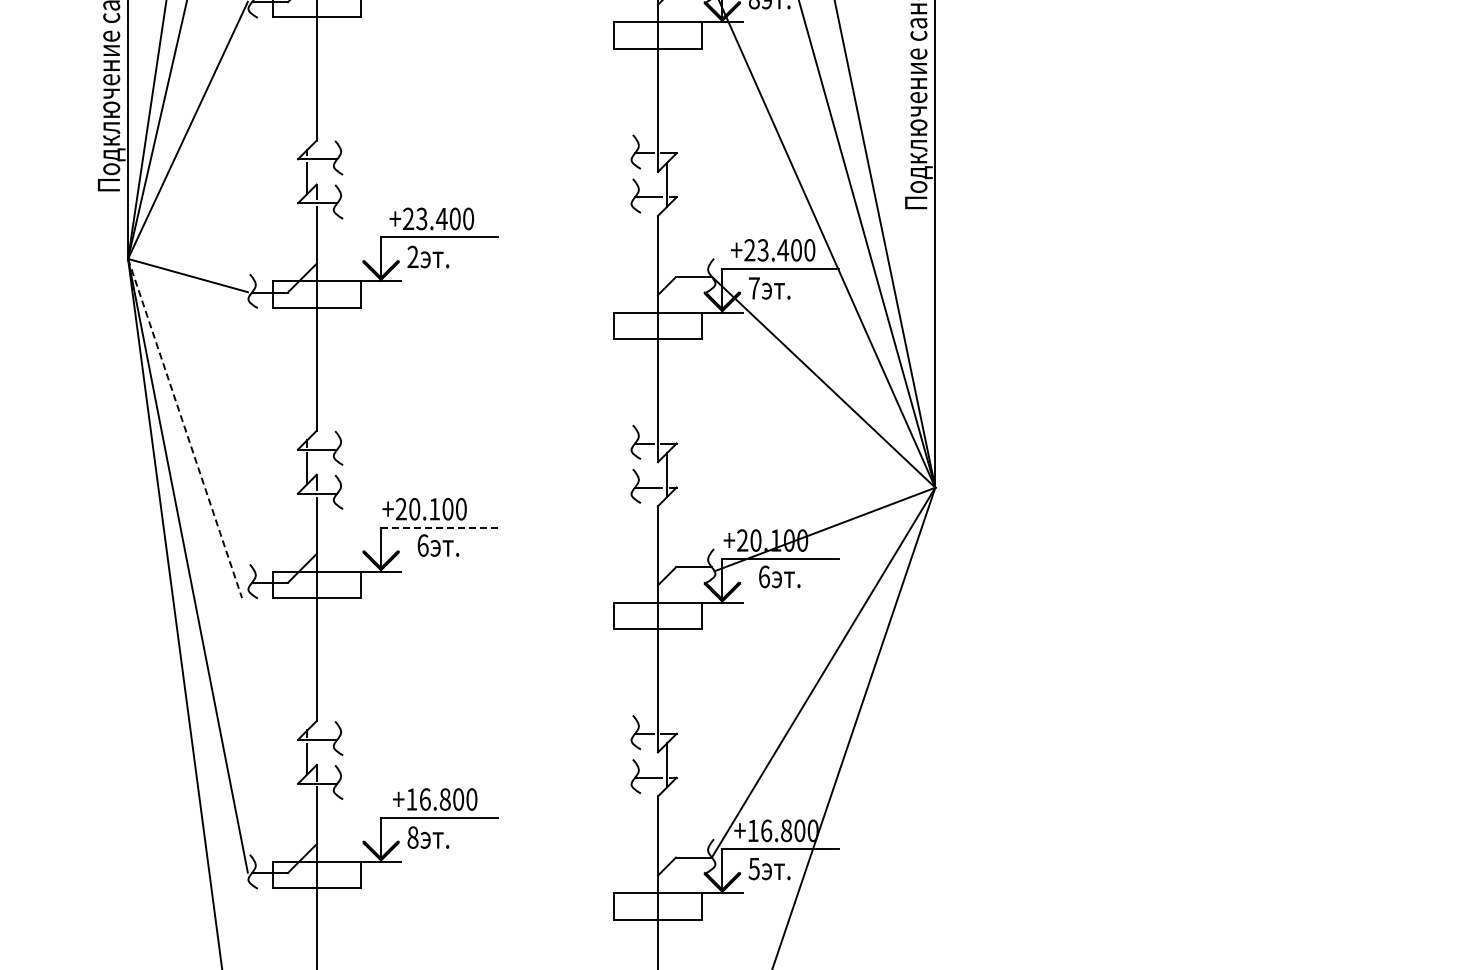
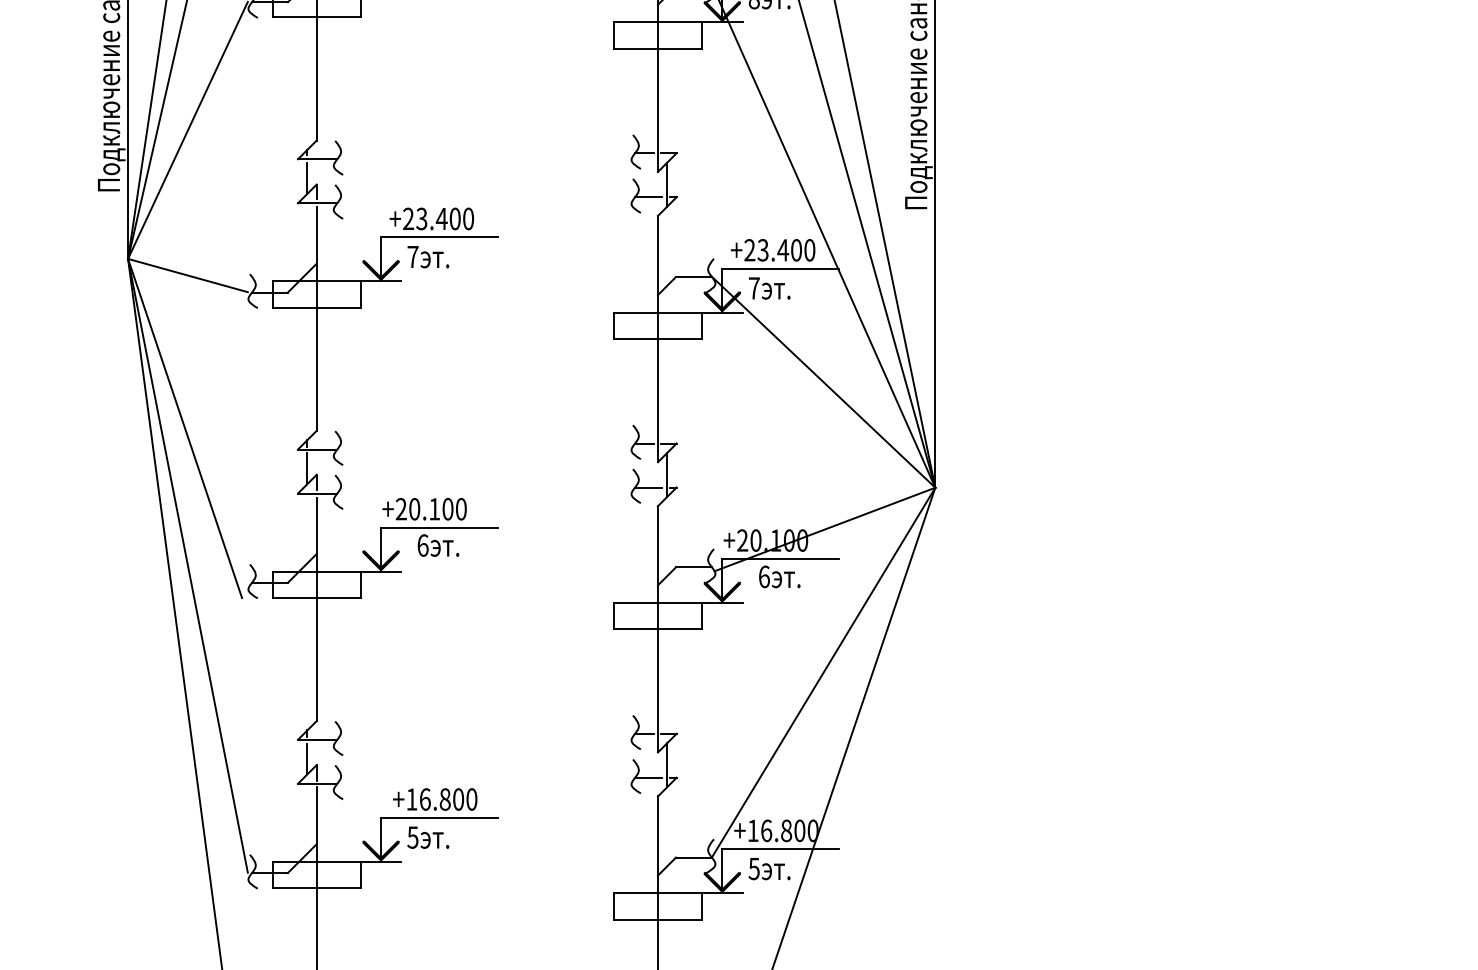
text: 2 -> 7 (412, 256)
line: dashed -> solid (185, 428)
line: dashed -> solid (439, 527)
text: 8 -> 5 (412, 837)
